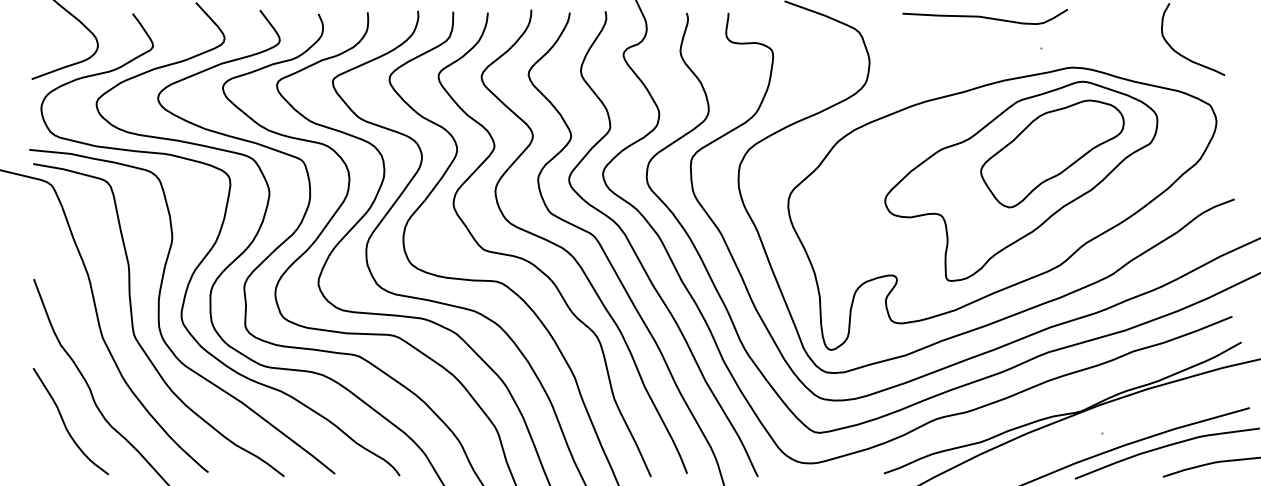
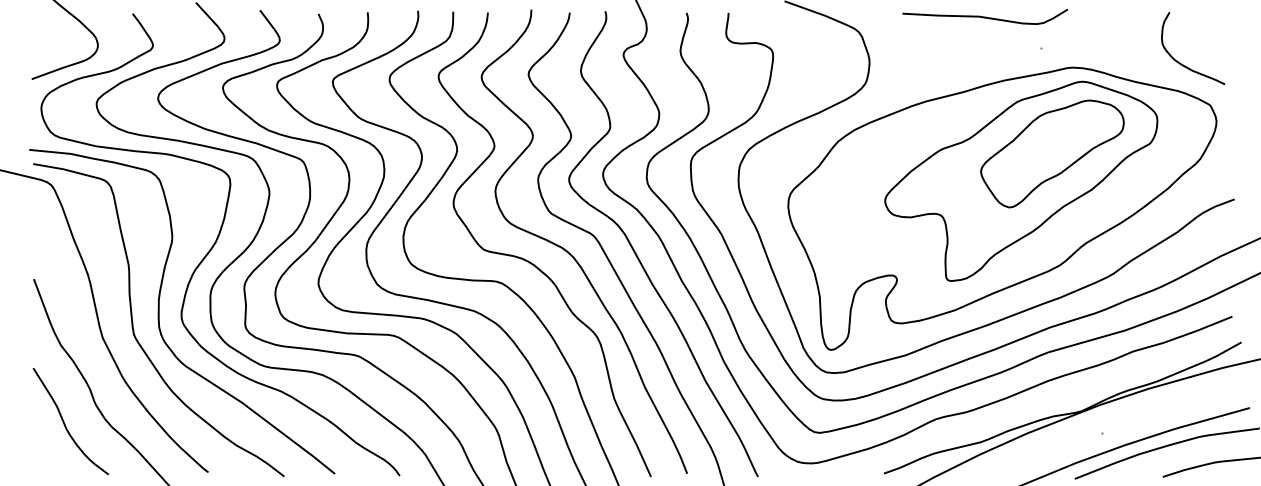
curve position: (1185, 56) -> (1185, 65) (1185, 65)
